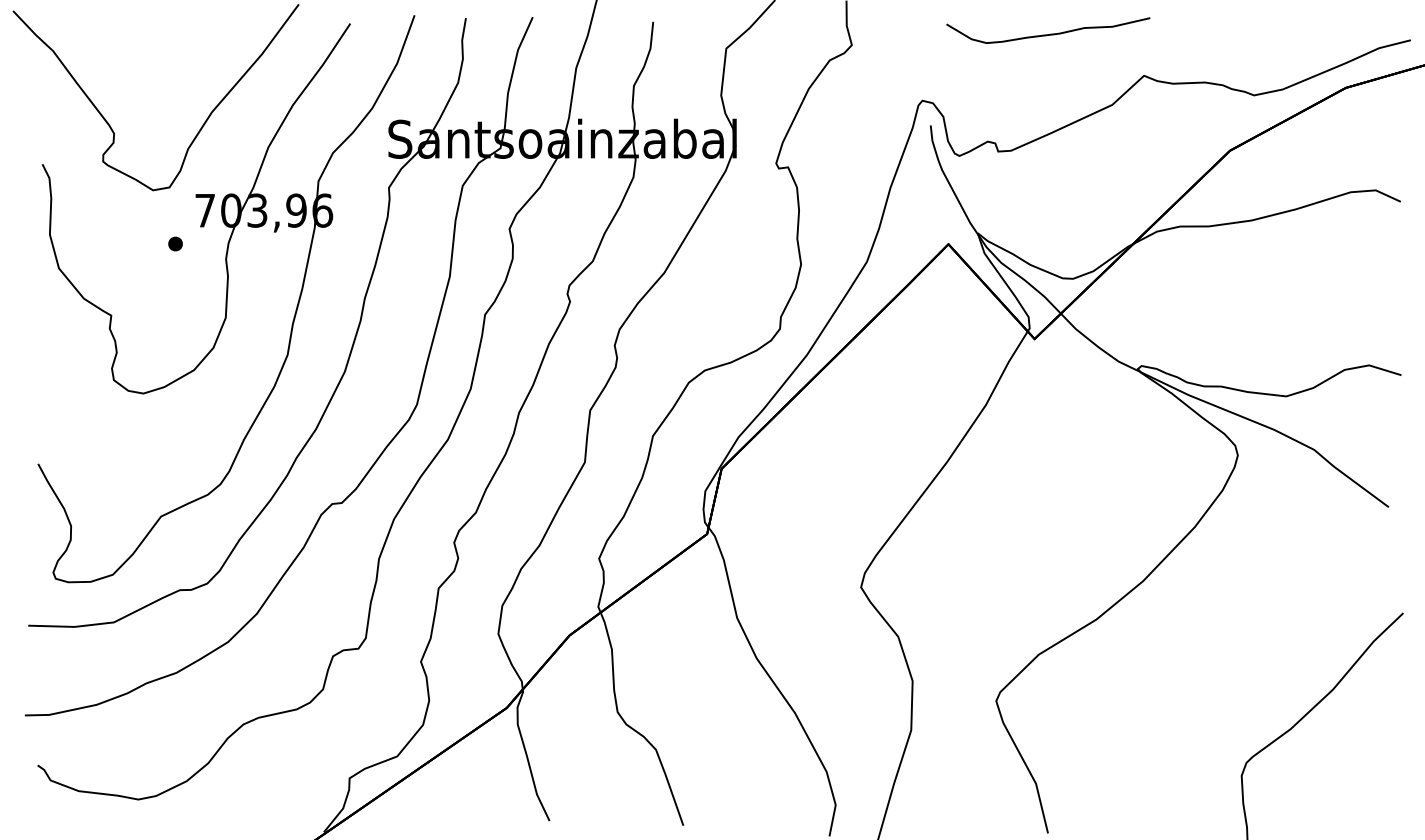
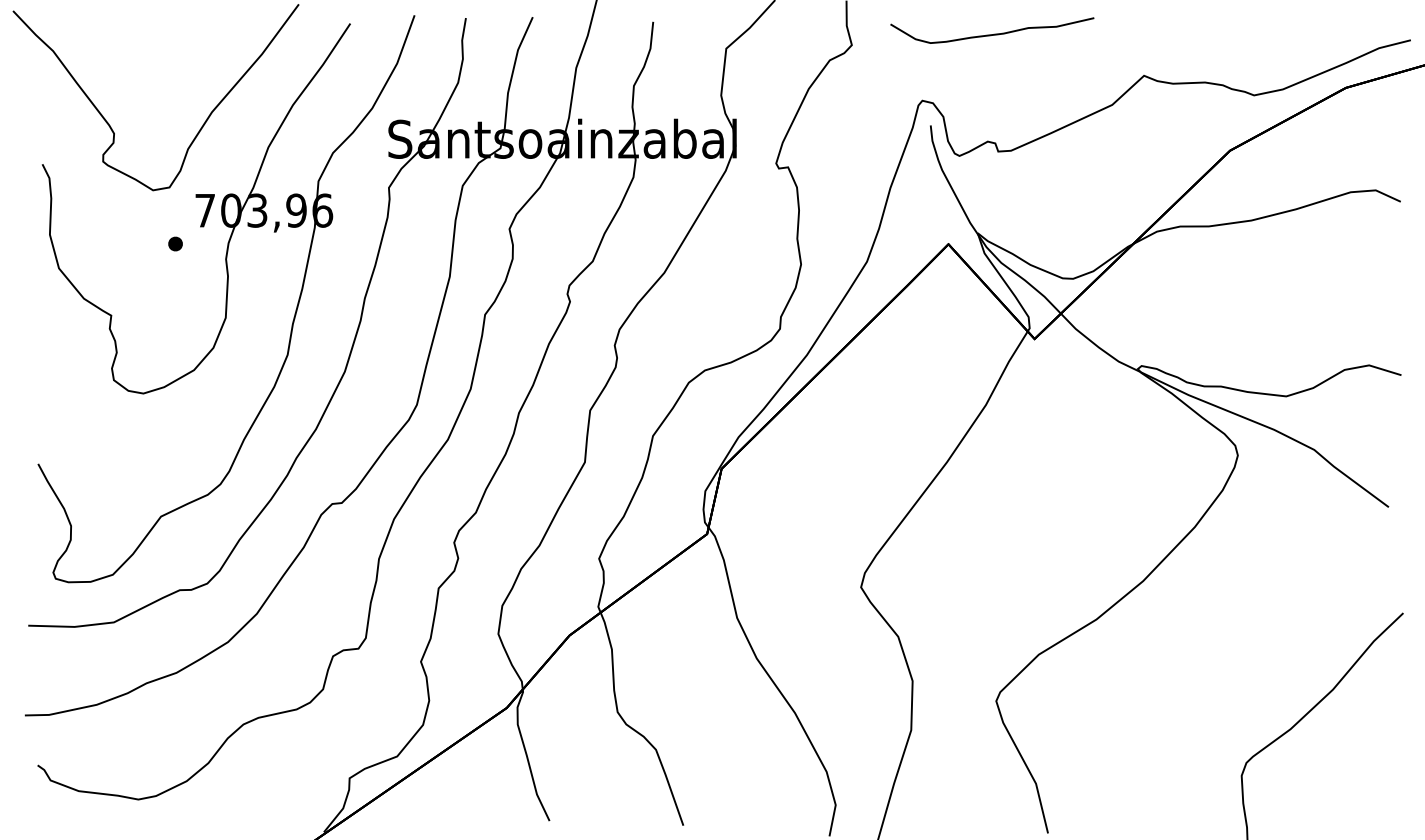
curve position: (1050, 33) -> (994, 33) (994, 33)
